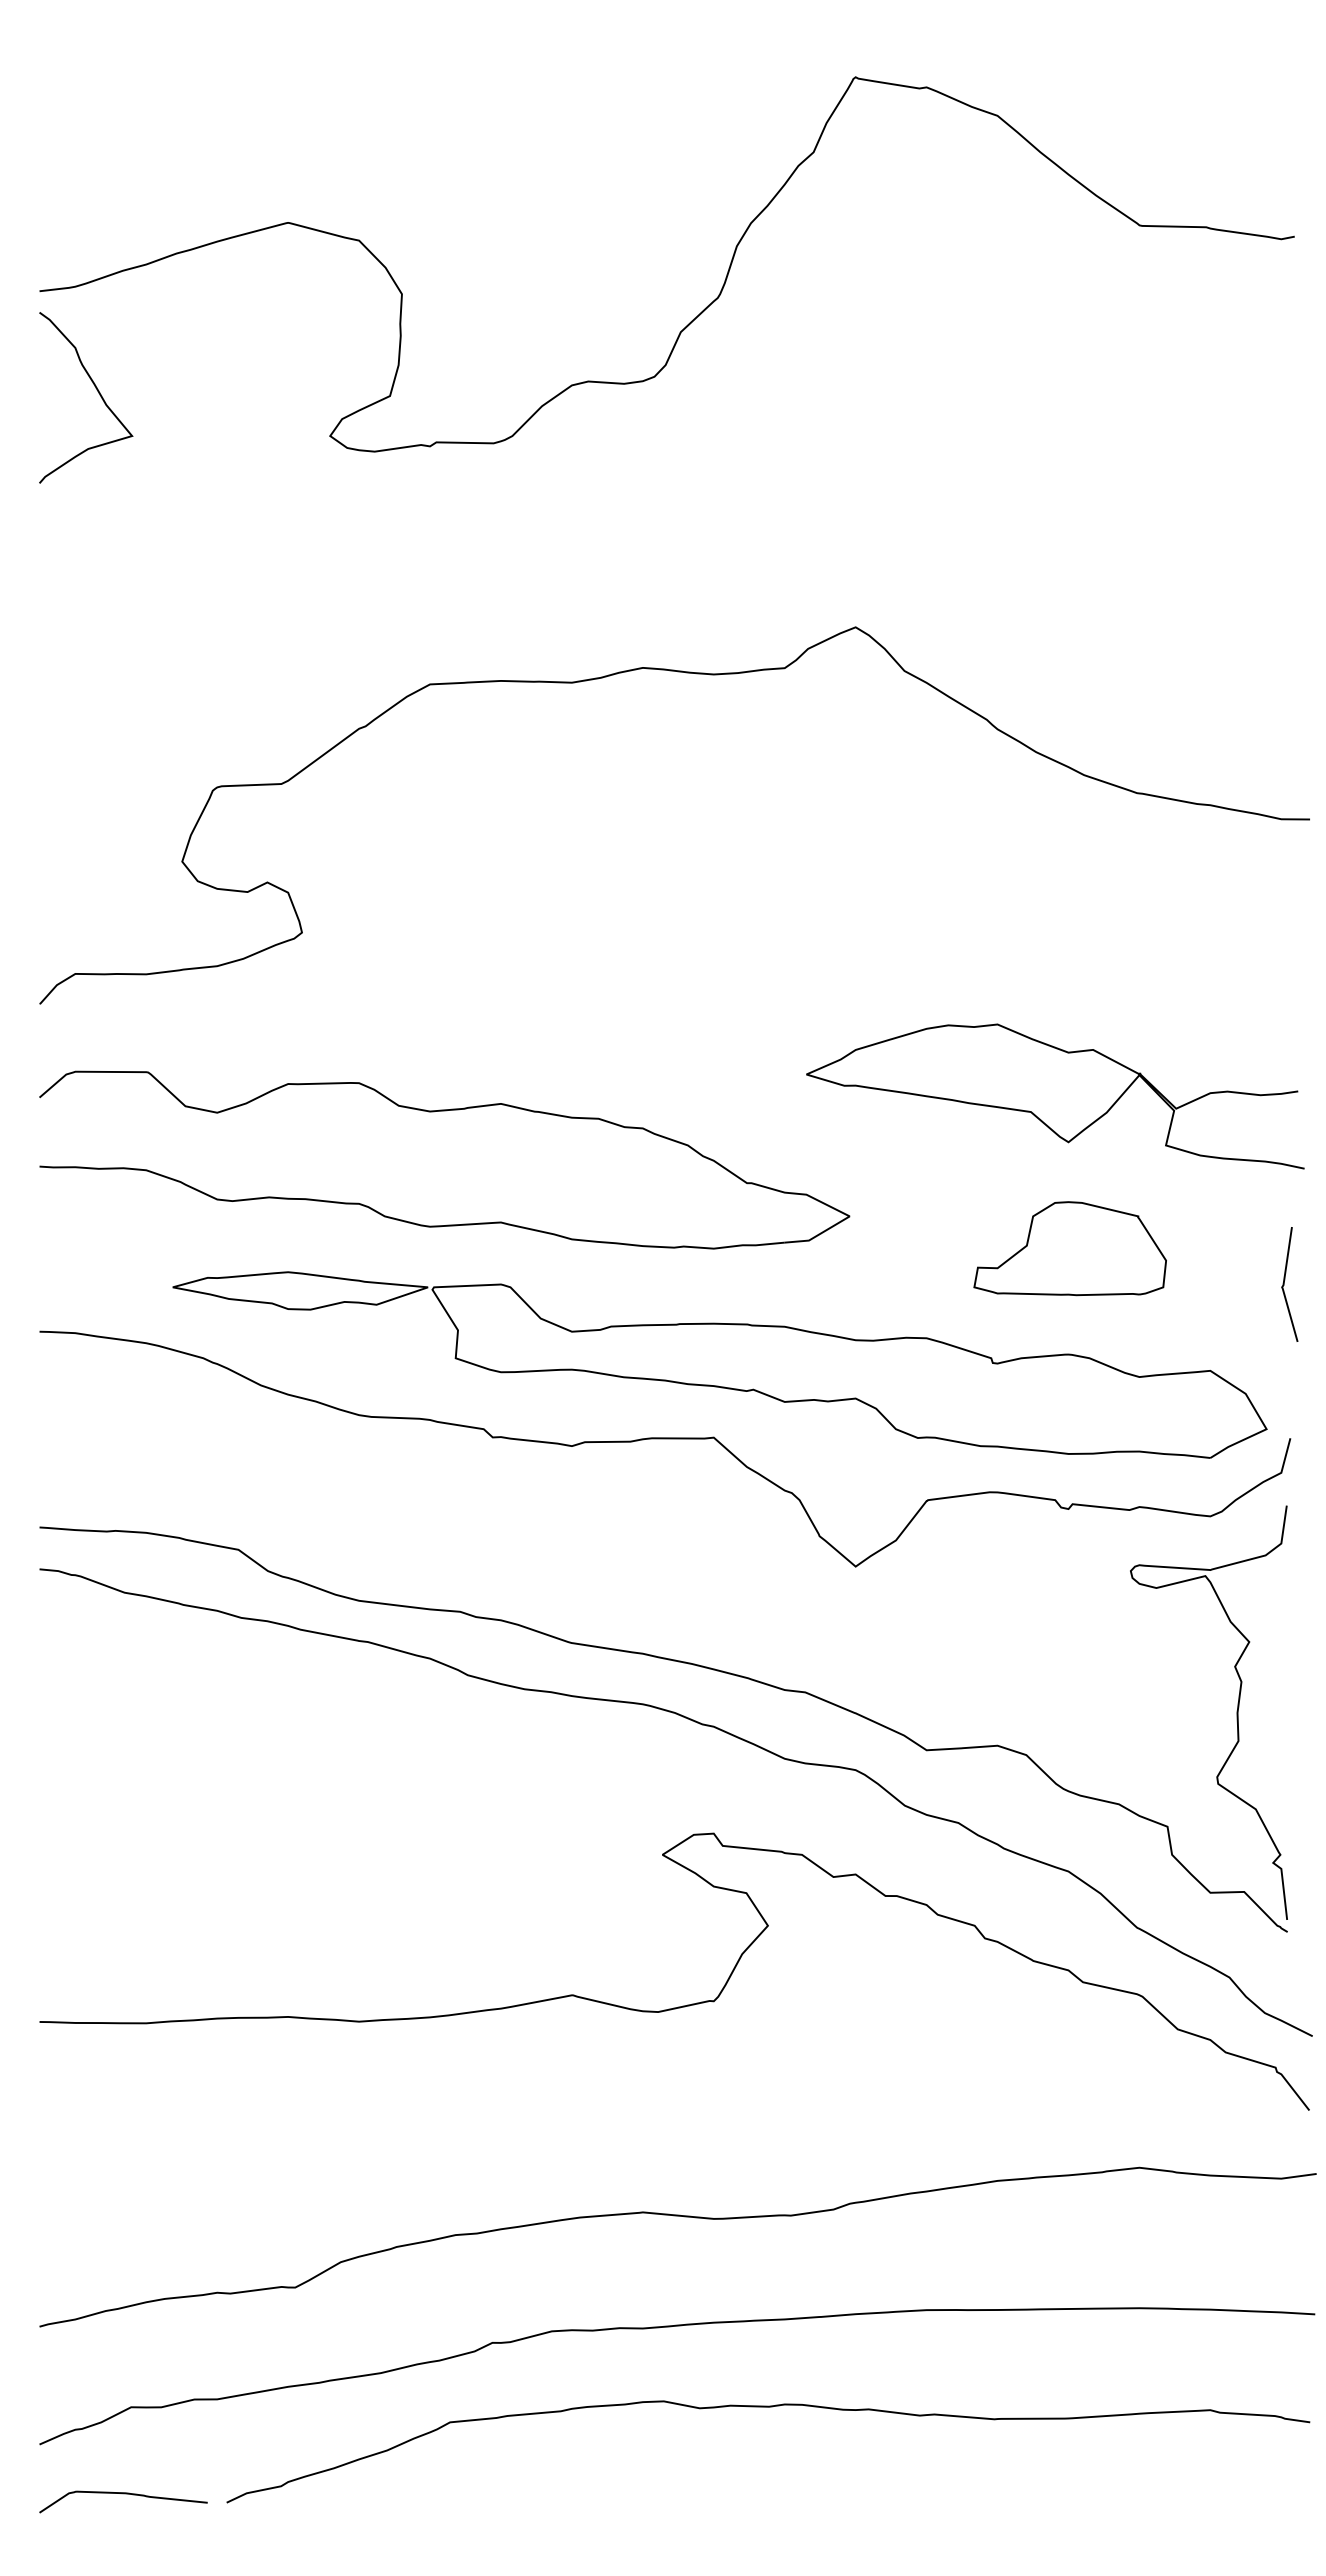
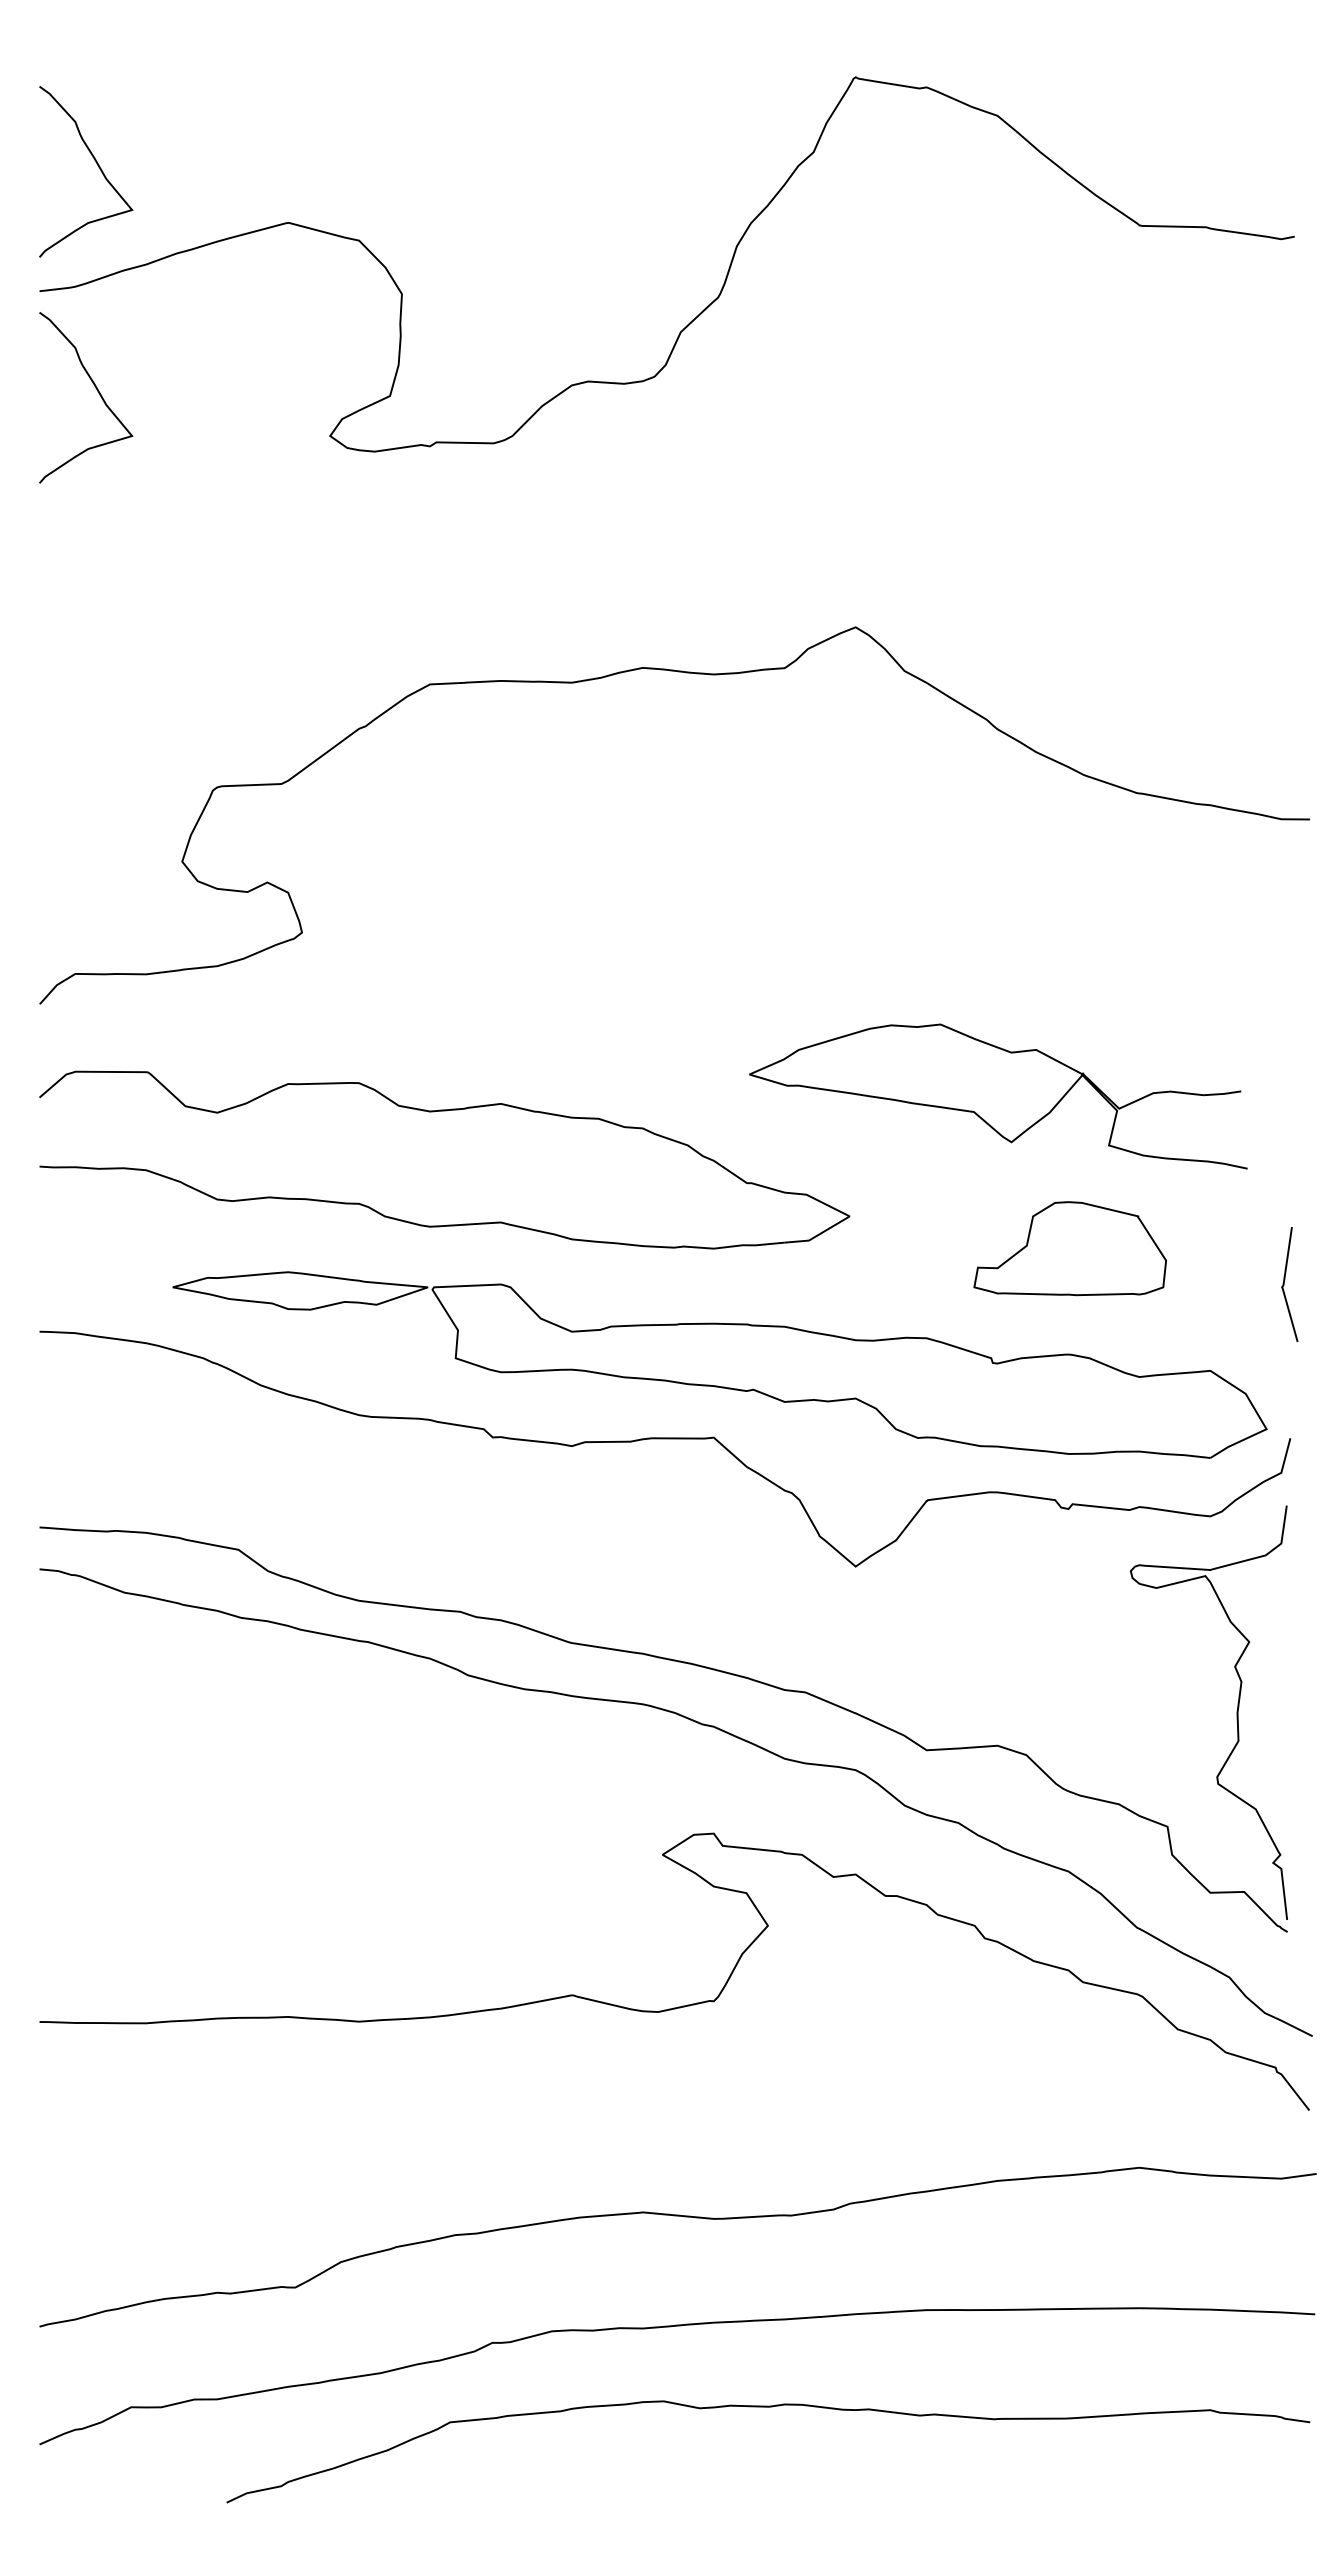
curve: none -> present (97, 165)
curve position: (1040, 1118) -> (983, 1118) (983, 1118)
curve: present -> none (123, 2494)
